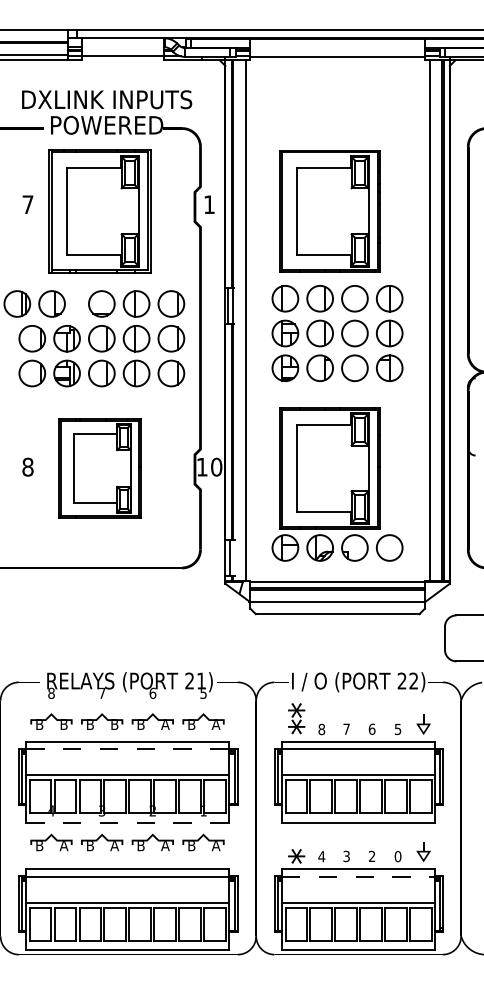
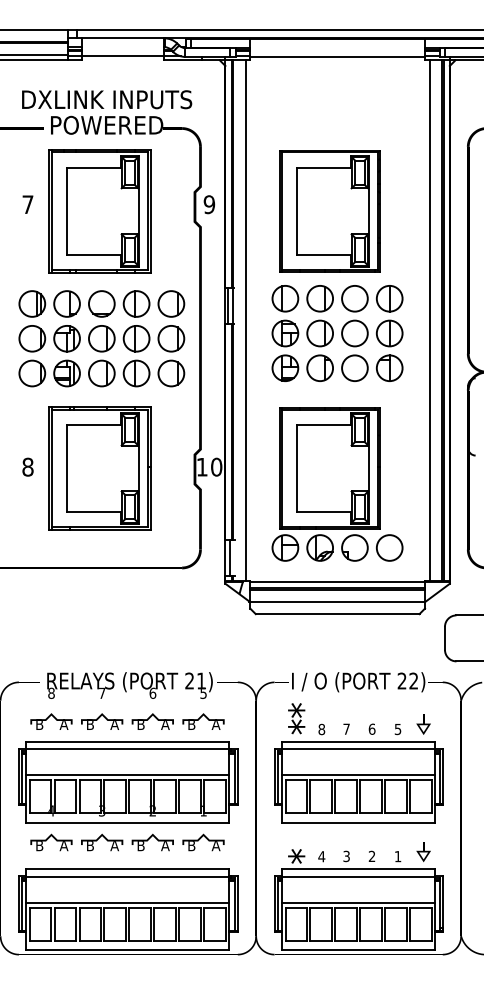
text: 1 -> 9 (209, 204)
part position: (34, 303) -> (49, 303) (49, 303)
part size: 84x101 px -> 104x125 px (99, 468)
text: B -> A (63, 724)
text: B -> A (114, 724)
line: dashed -> solid (127, 749)
line: dashed -> solid (127, 823)
text: 0 -> 1 (397, 856)
line: dashed -> solid (358, 876)
